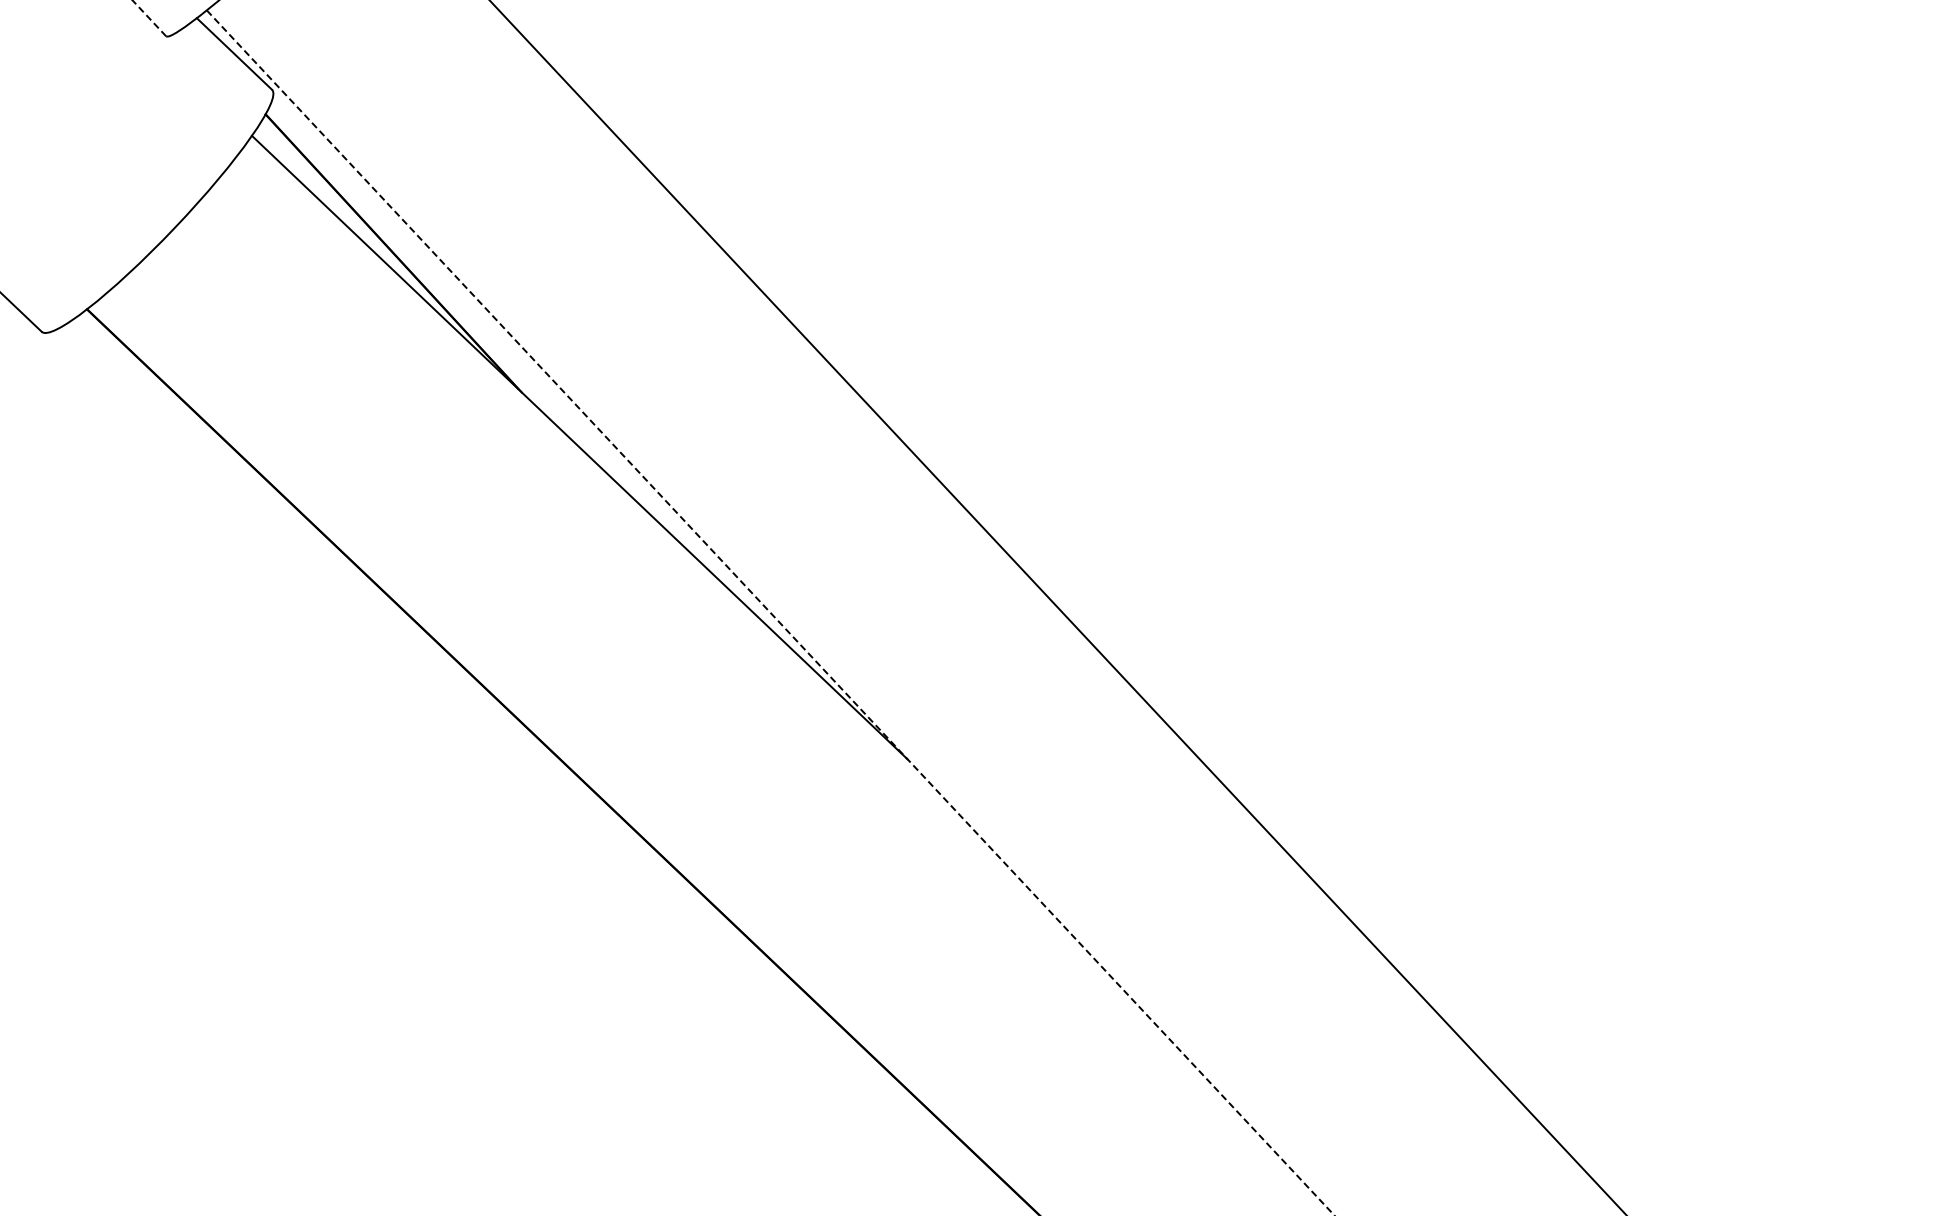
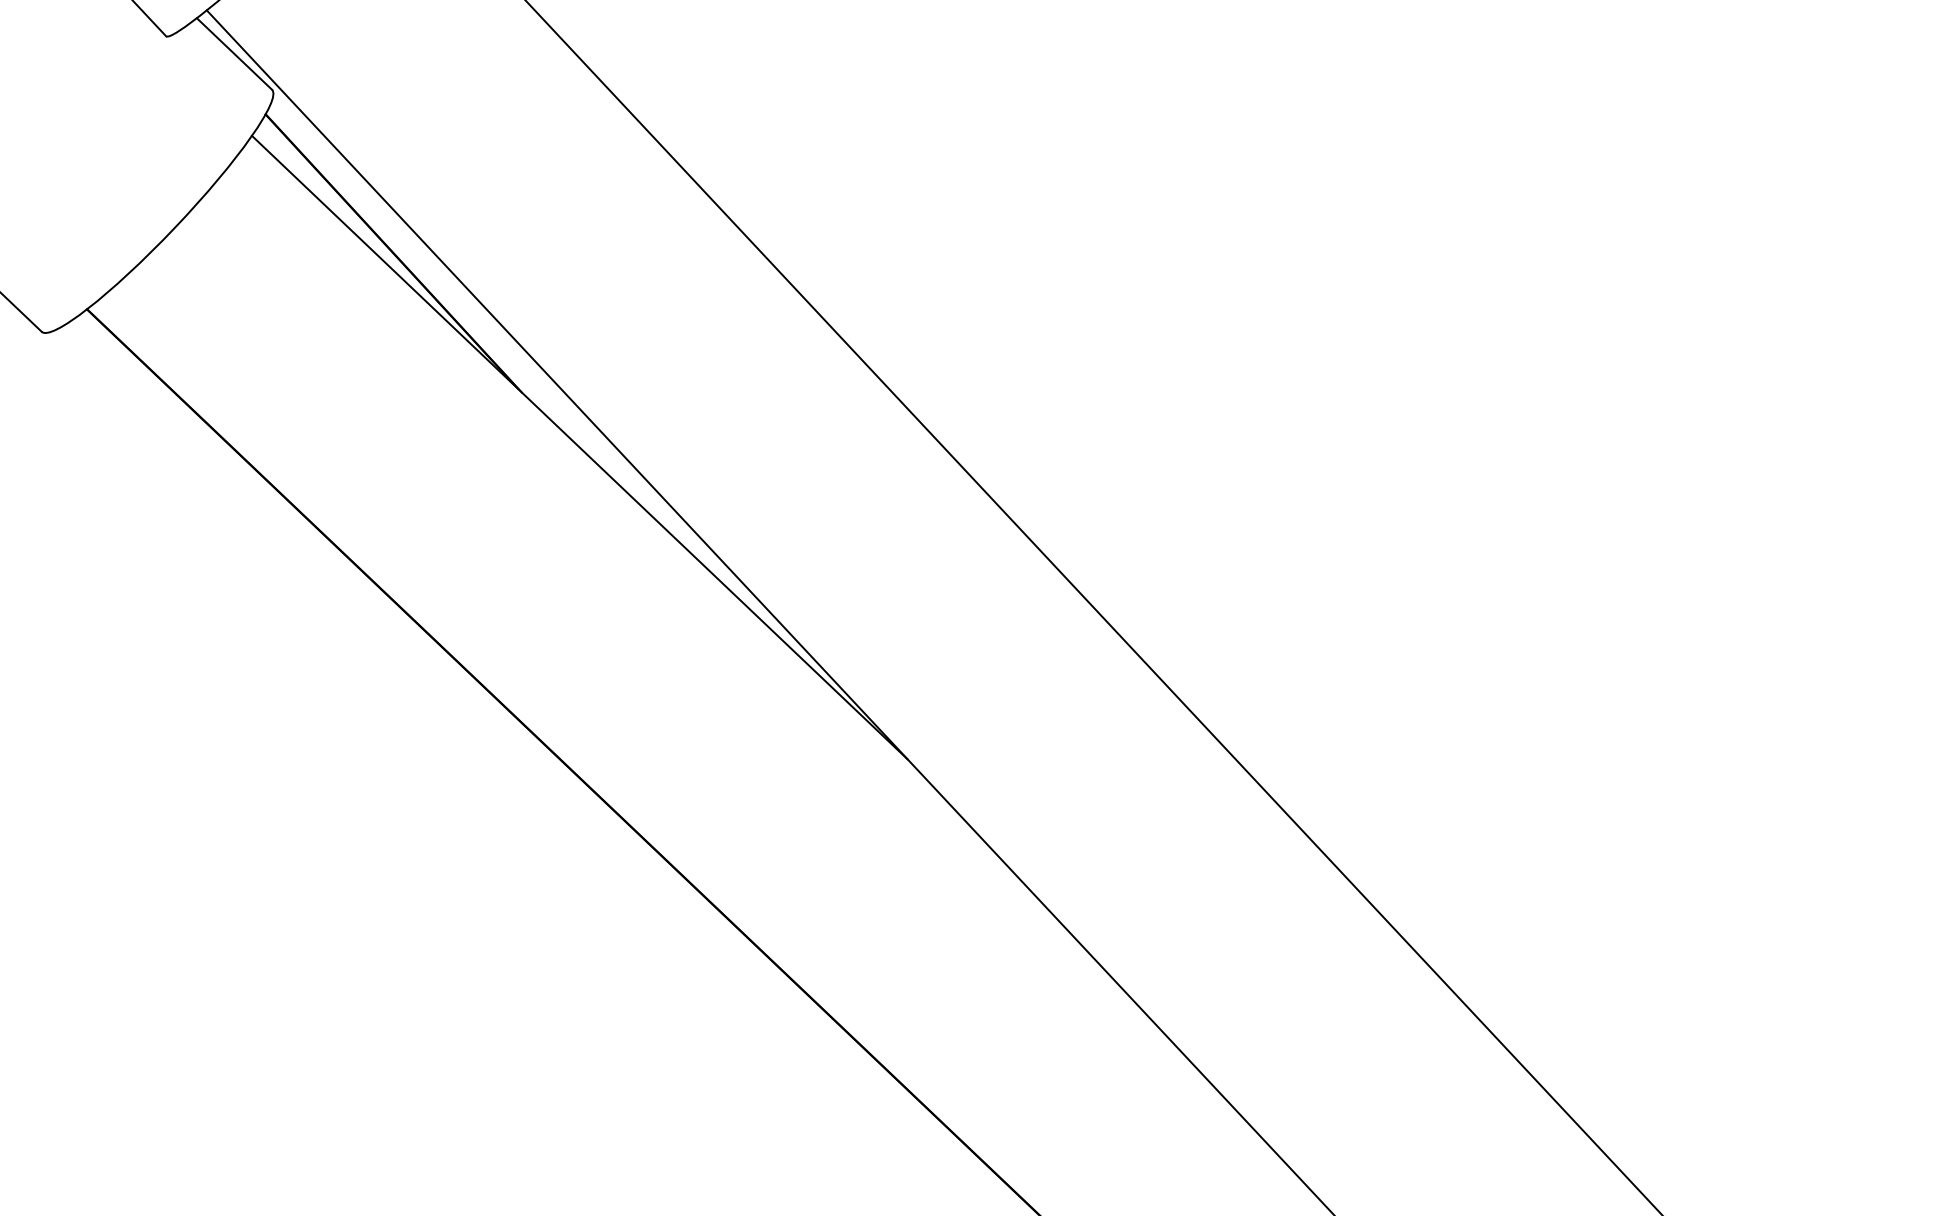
line: dashed -> solid (149, 18)
line position: (1057, 607) -> (1093, 607) (1093, 607)
line: dashed -> solid (771, 613)
